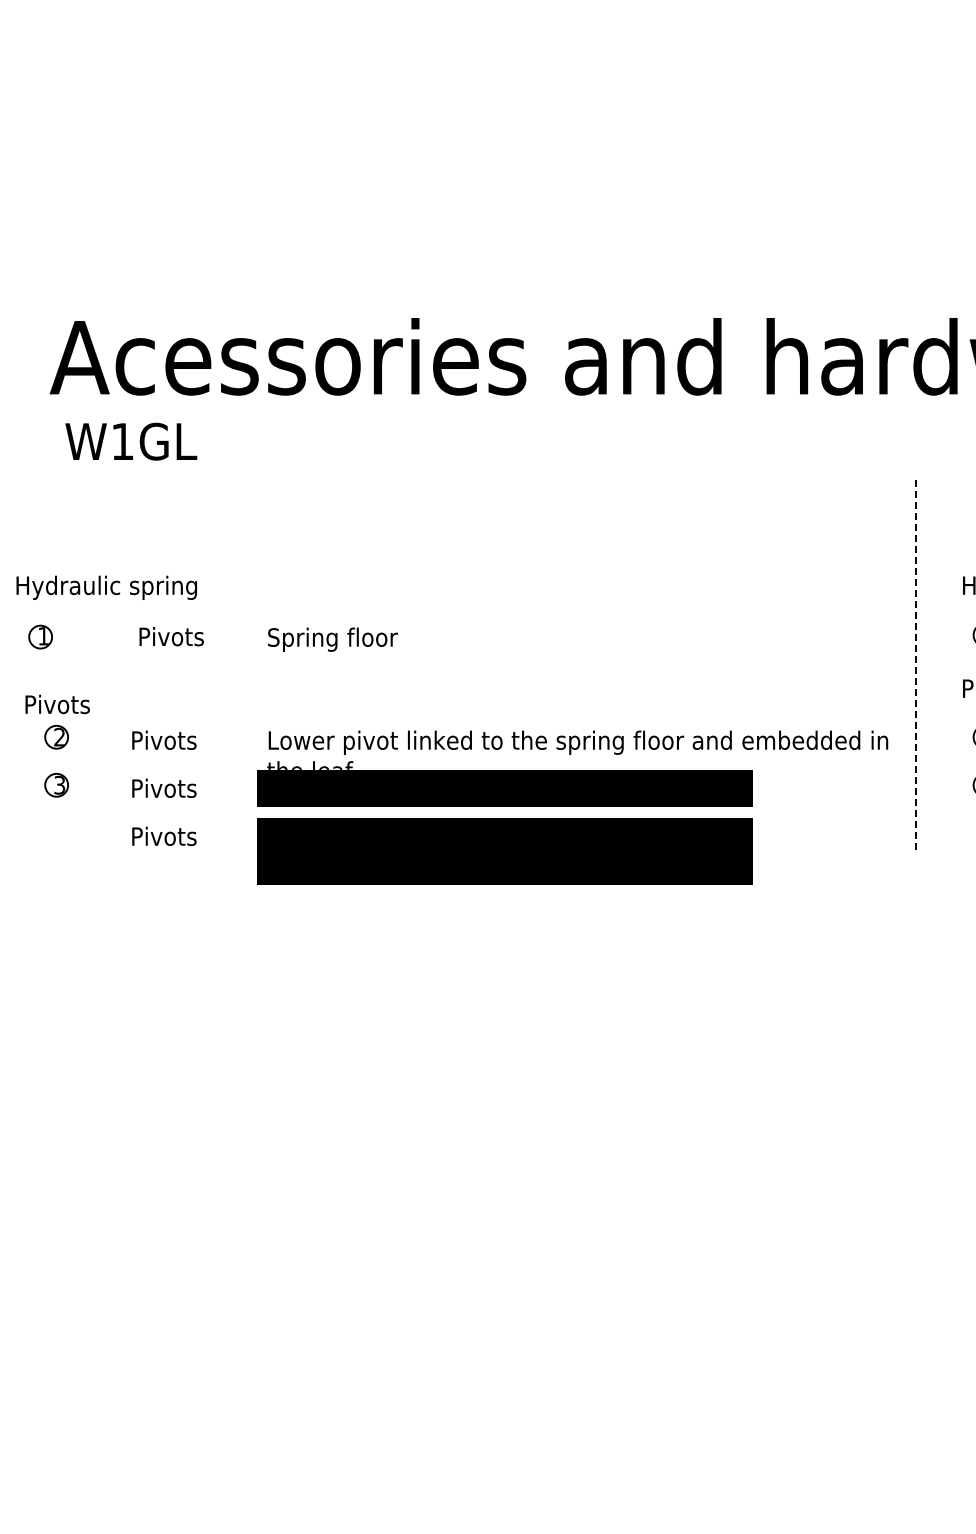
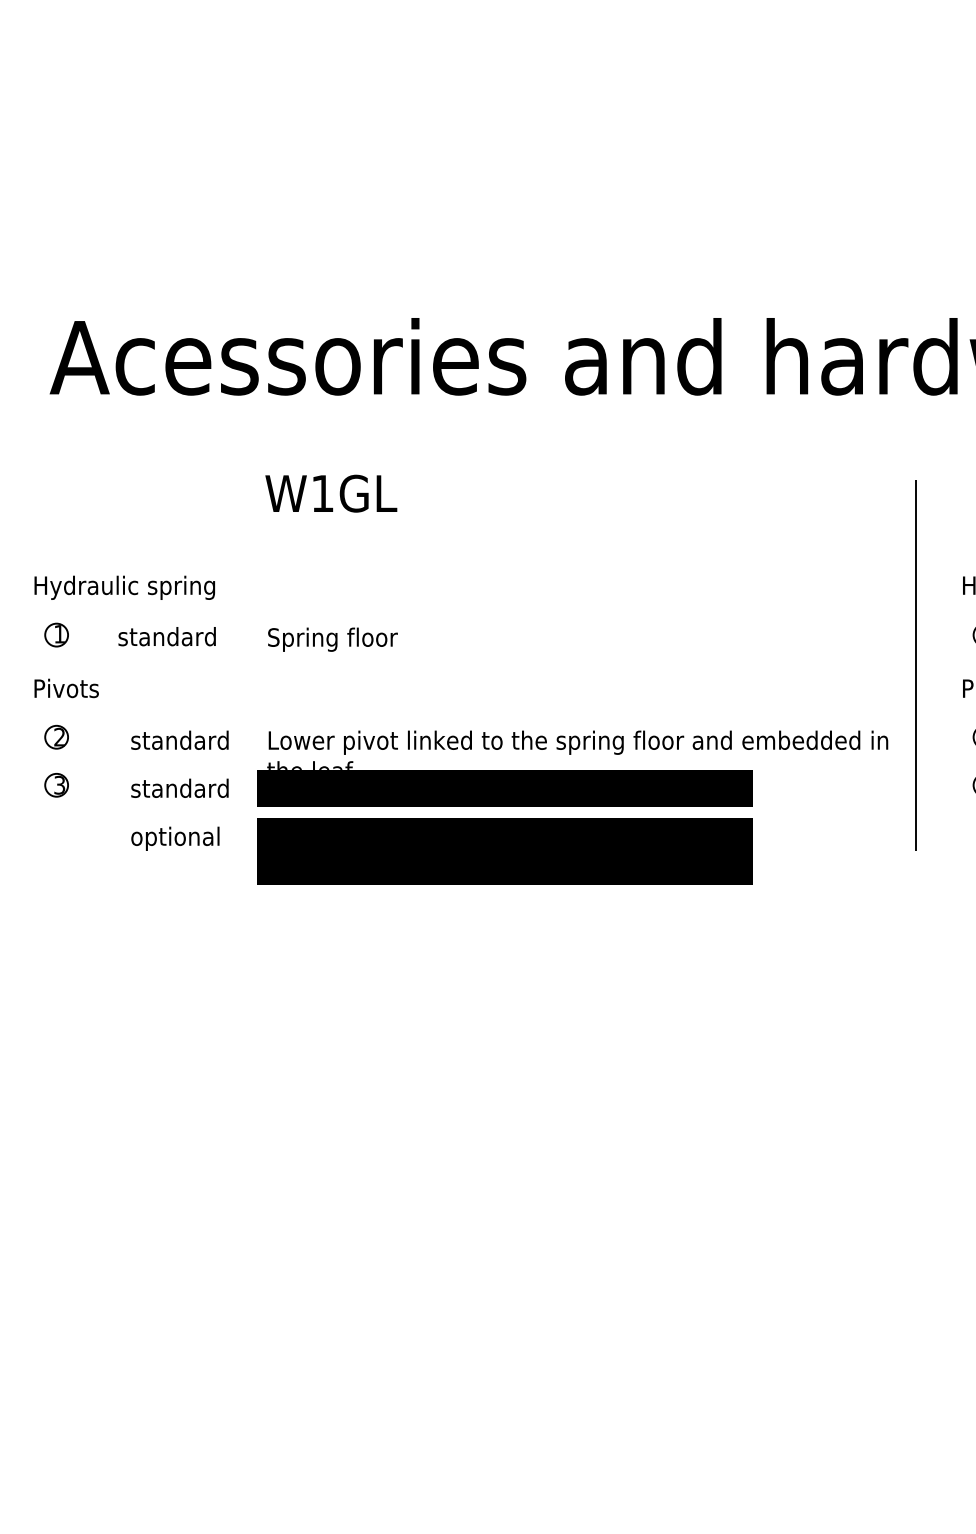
text position: (131, 441) -> (331, 493) (331, 493)
text position: (106, 587) -> (124, 587) (124, 587)
part position: (40, 636) -> (56, 634) (56, 634)
text: Pivots -> standard (166, 636)
line: dashed -> solid (915, 665)
text position: (57, 704) -> (66, 688) (66, 688)
text: Pivots -> standard (179, 739)
text: Pivots -> standard (179, 787)
text: Pivots -> optional (175, 838)
